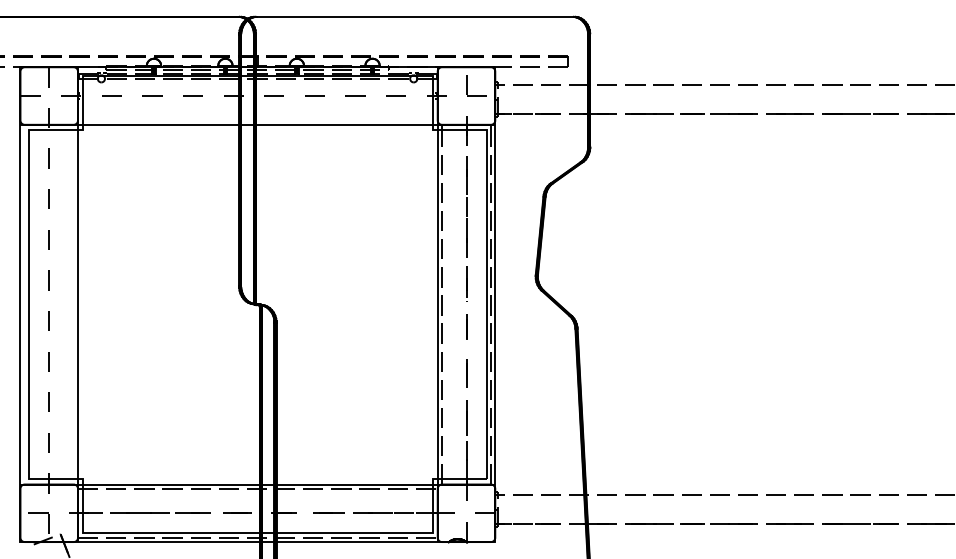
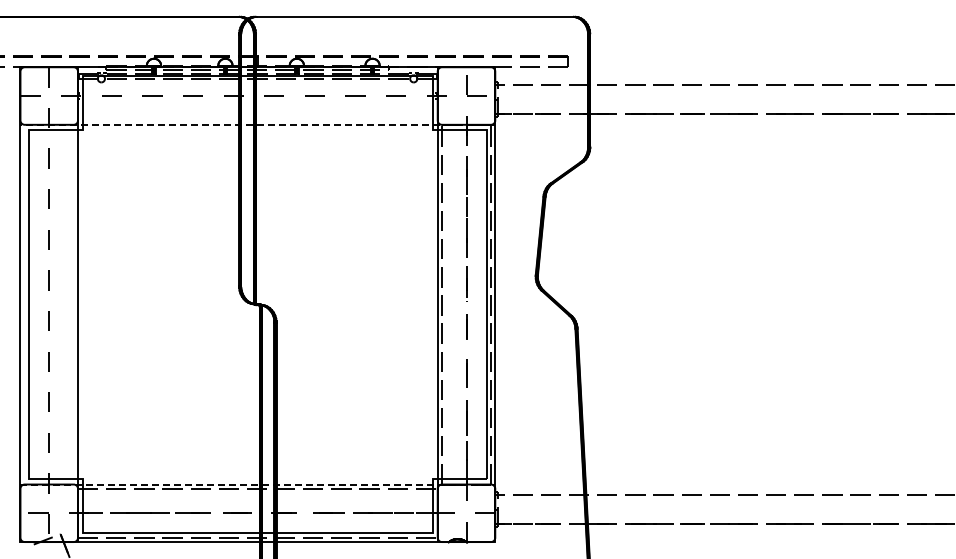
line: solid -> dashed (257, 124)
line: solid -> dashed (258, 484)
